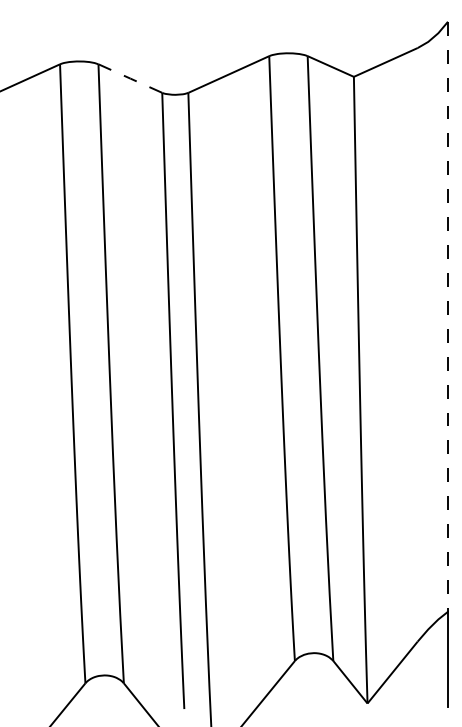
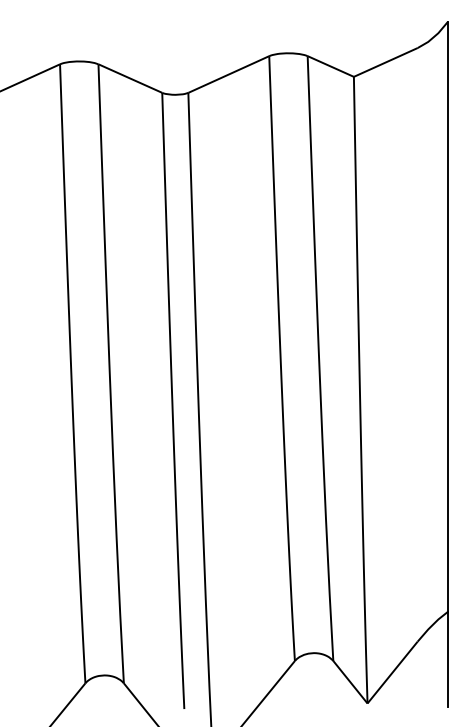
line: dashed -> solid (130, 78)
line: dashed -> solid (447, 316)
